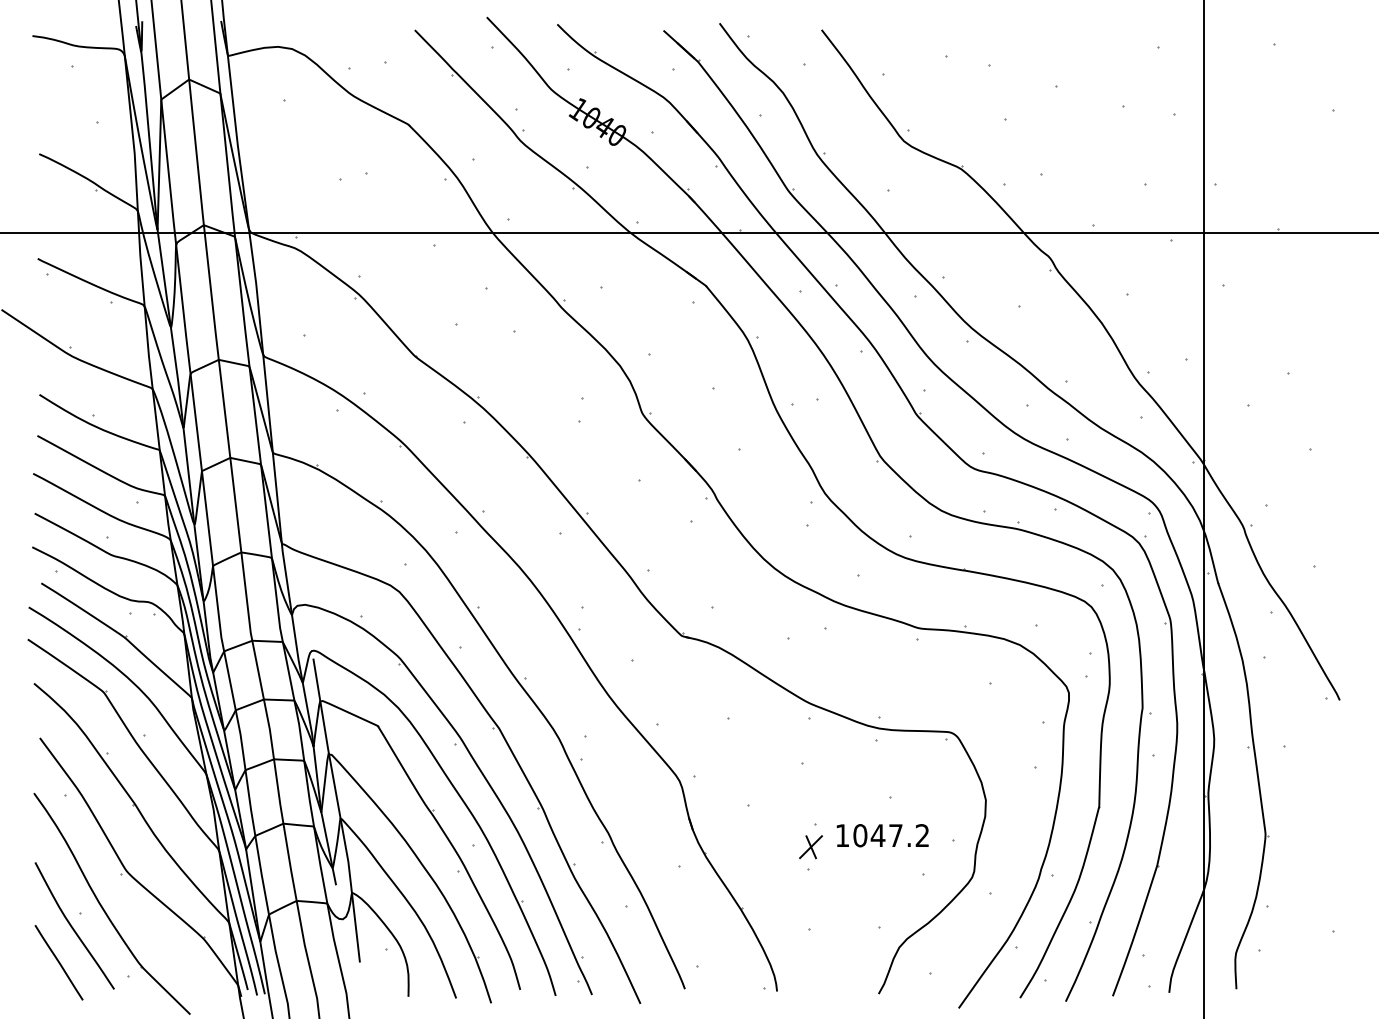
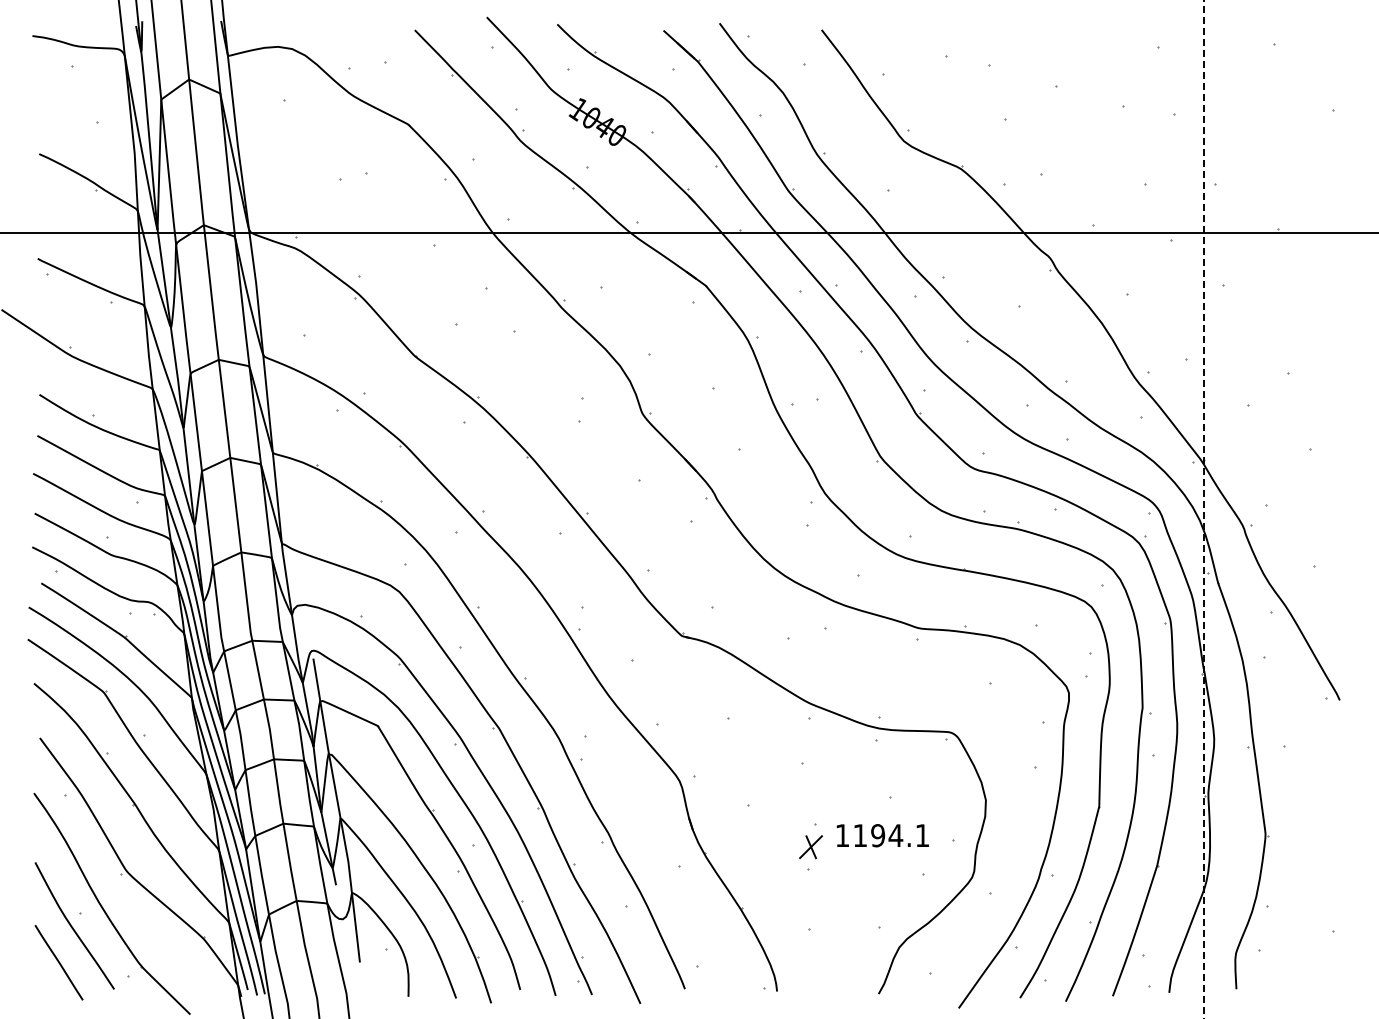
line: solid -> dashed (1204, 510)
text: 1047.2 -> 1194.1 (890, 835)
